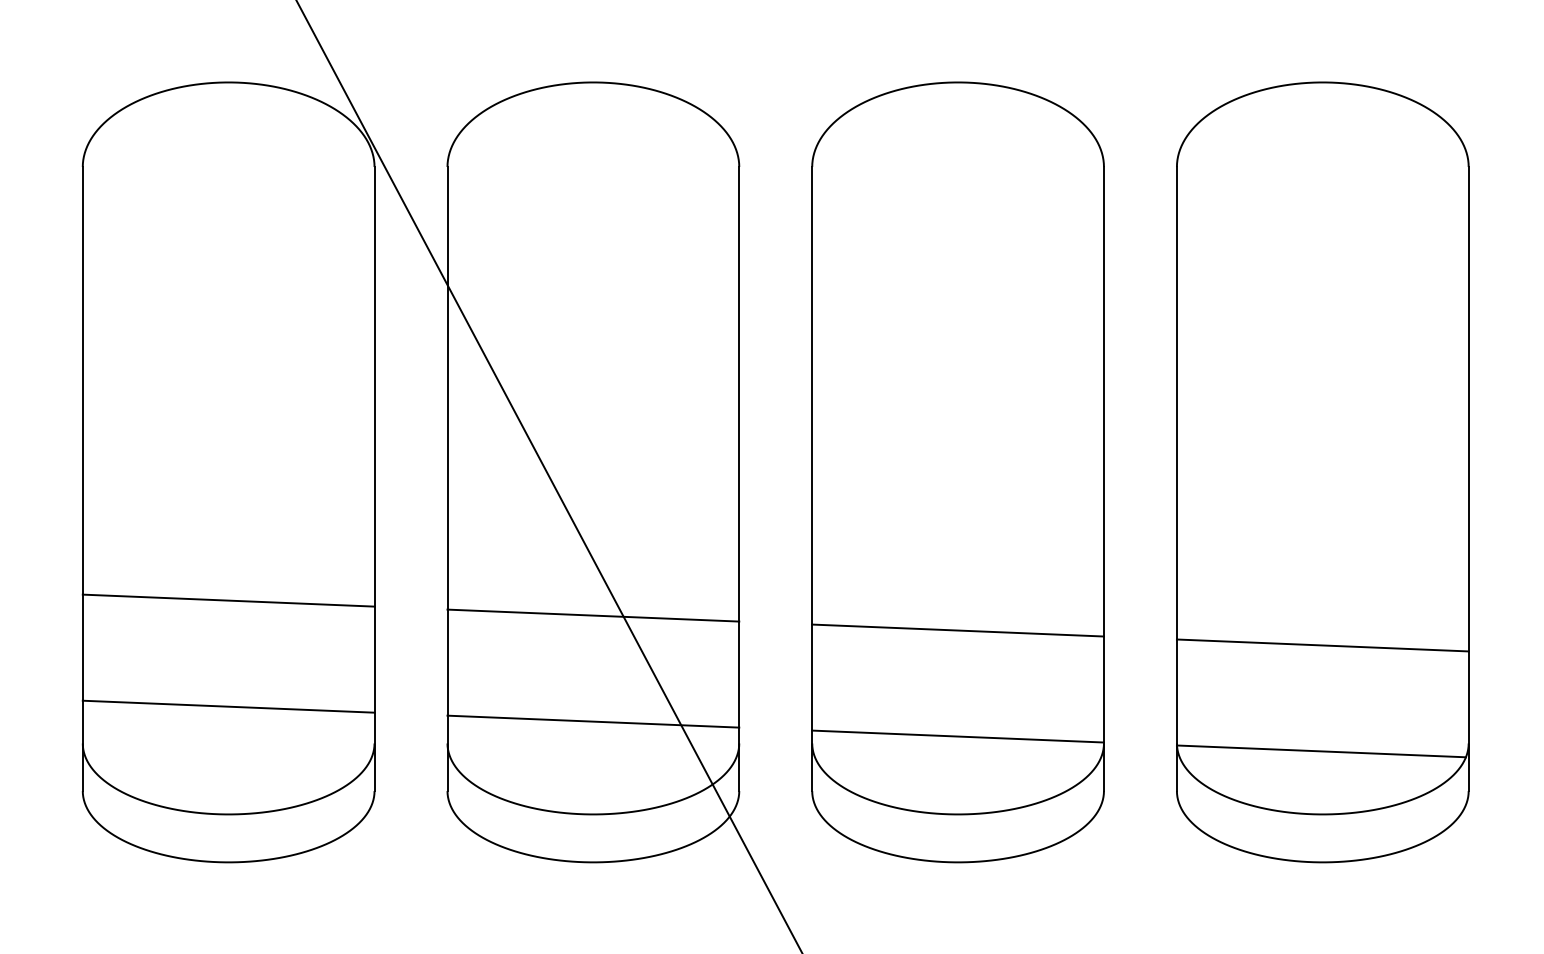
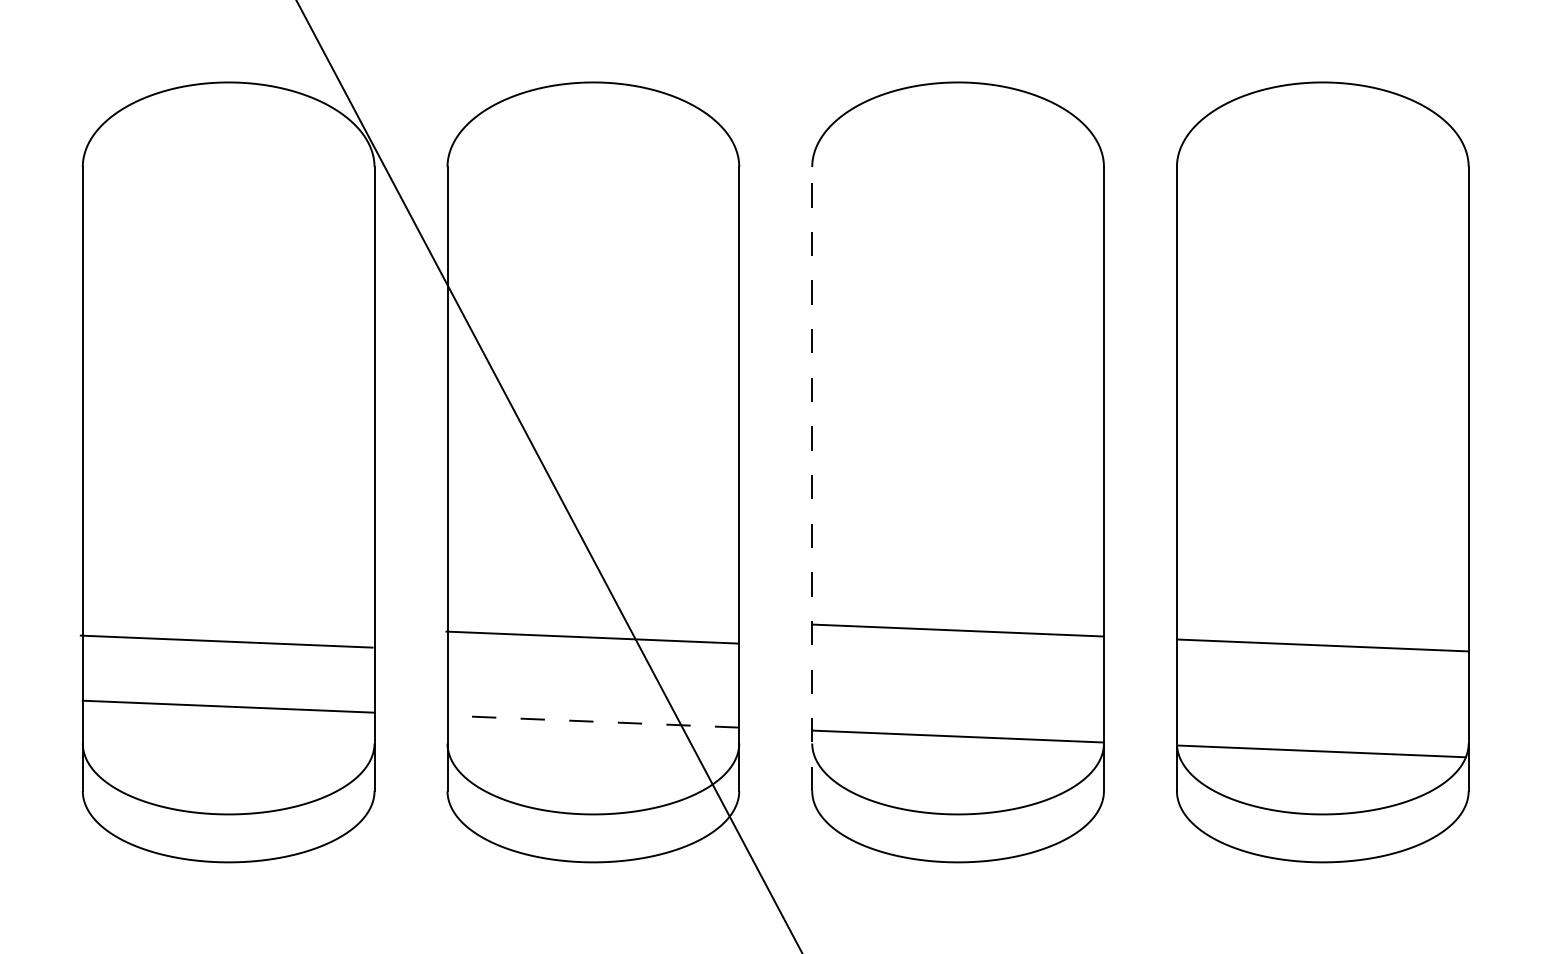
line: solid -> dashed (812, 478)
line position: (228, 600) -> (226, 641) (226, 641)
line position: (593, 615) -> (592, 637) (592, 637)
line: solid -> dashed (592, 721)
